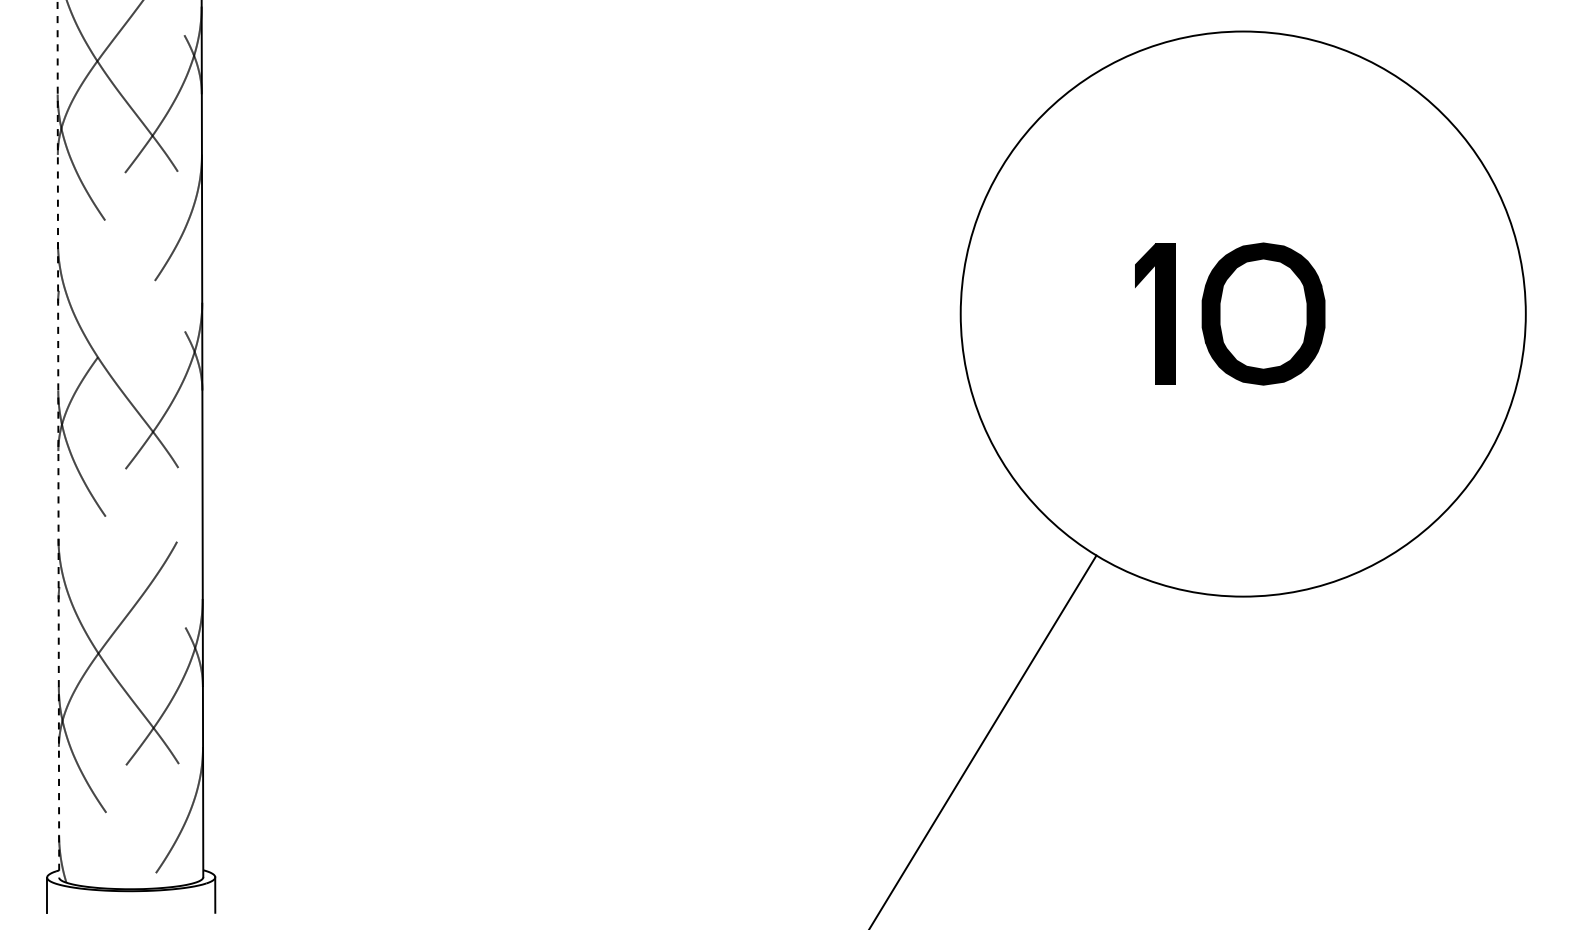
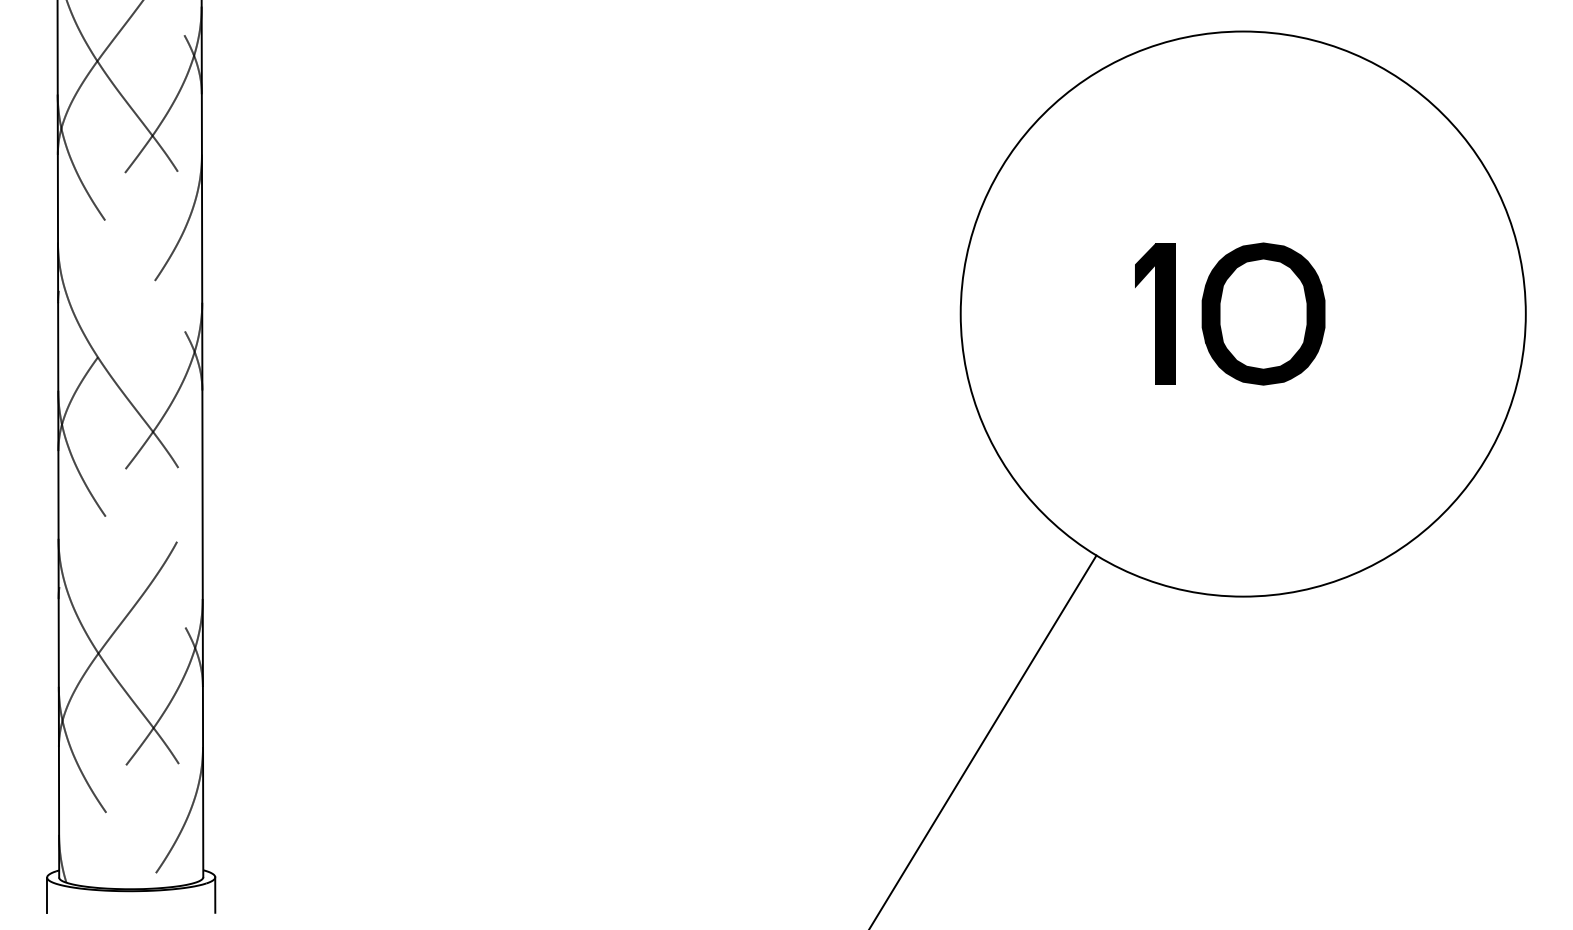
line: dashed -> solid (58, 439)
